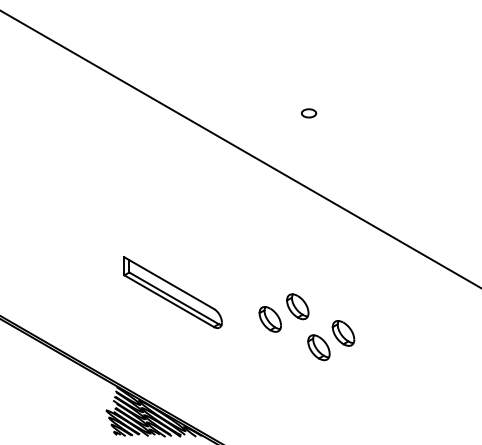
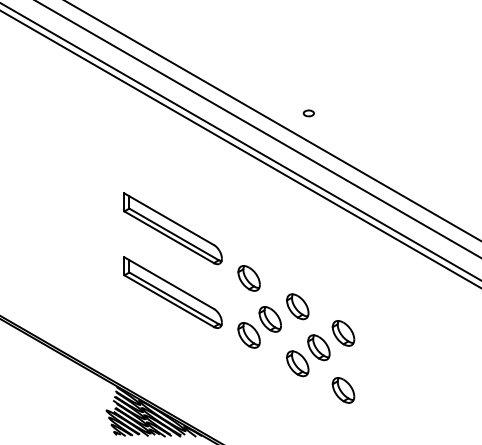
part size: 18x11 px -> 13x9 px (308, 113)
line: none -> present (272, 120)
line: none -> present (258, 129)
line: none -> present (240, 141)
part: none -> present (172, 228)
part: none -> present (248, 278)
part: none -> present (248, 335)
part: none -> present (297, 363)
part: none -> present (343, 390)
